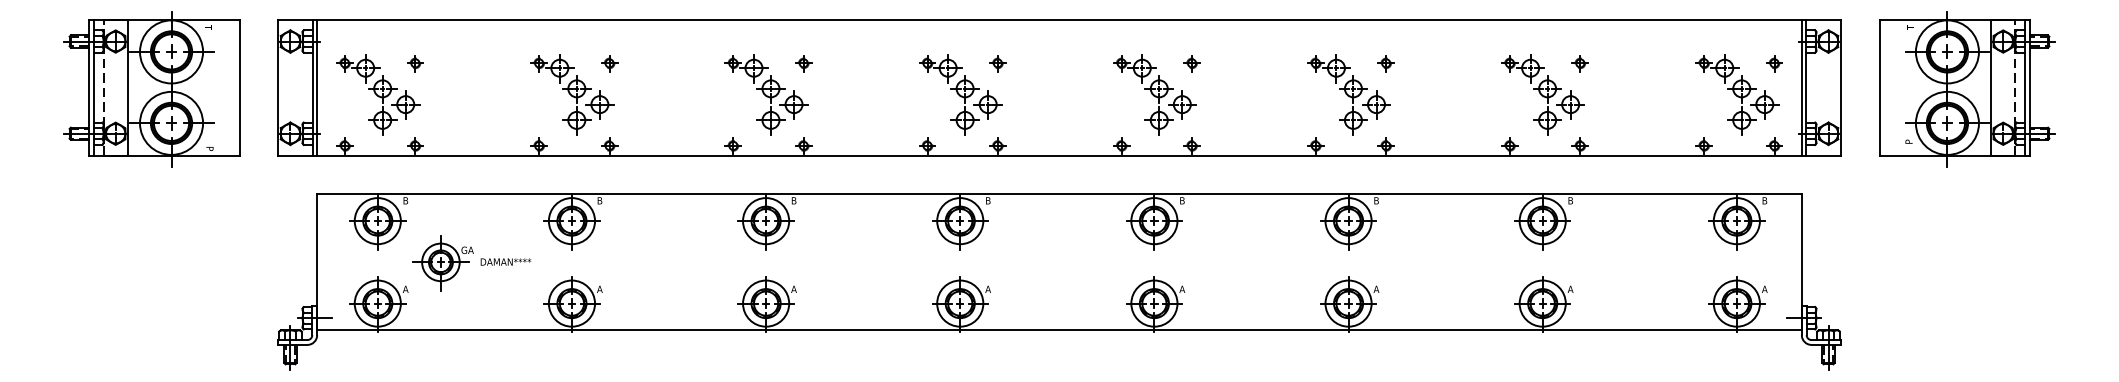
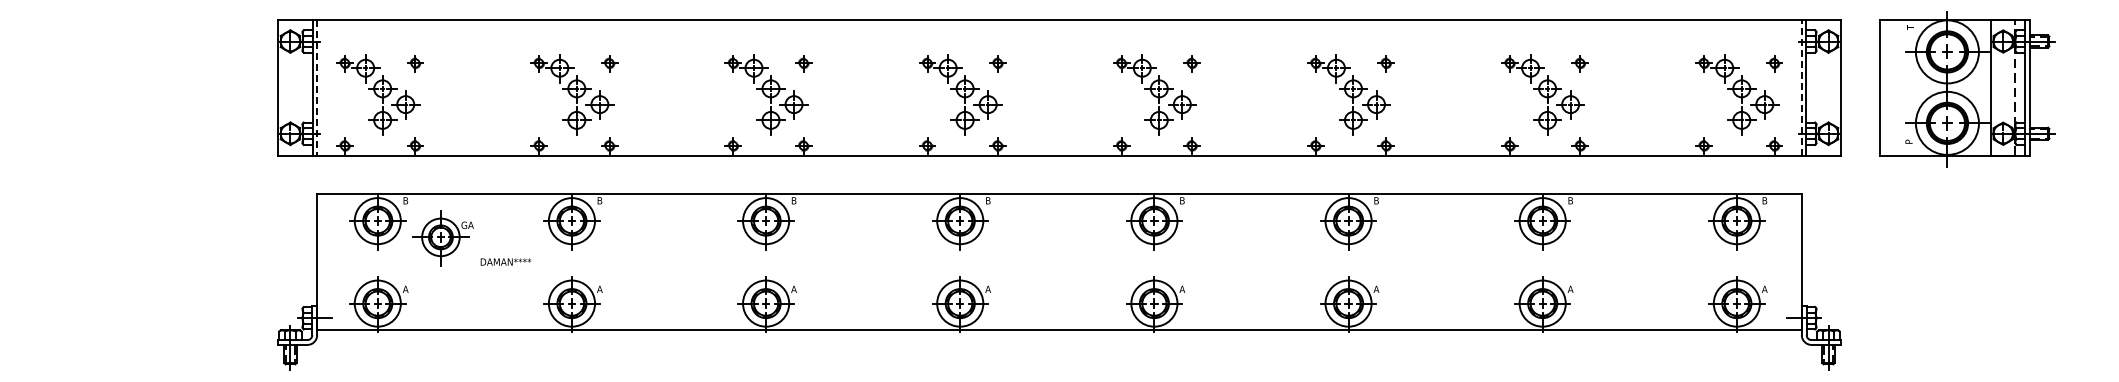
line: solid -> dashed (317, 87)
line: solid -> dashed (1801, 87)
part: present -> none (151, 89)
part position: (442, 263) -> (442, 238) (442, 238)
